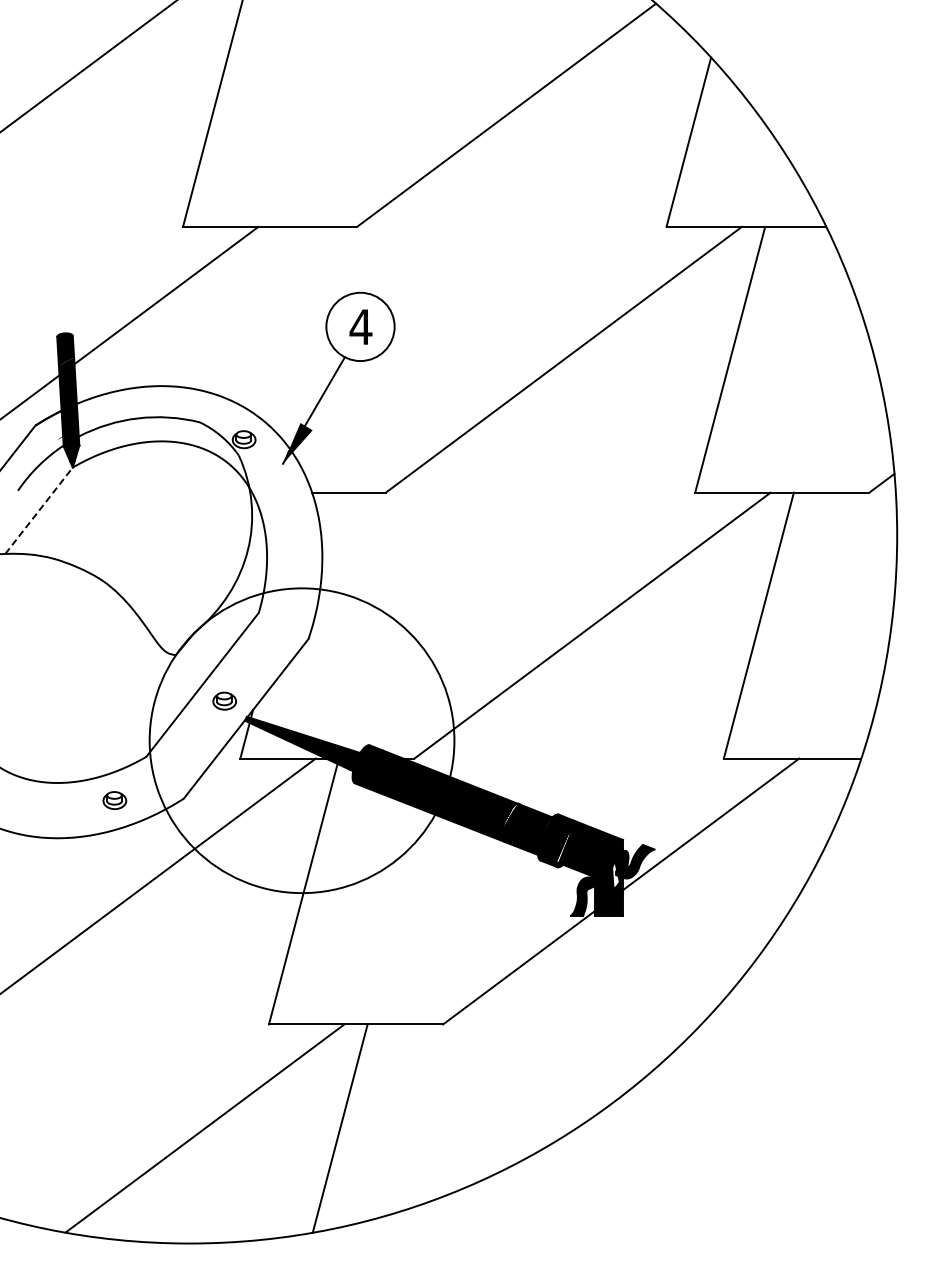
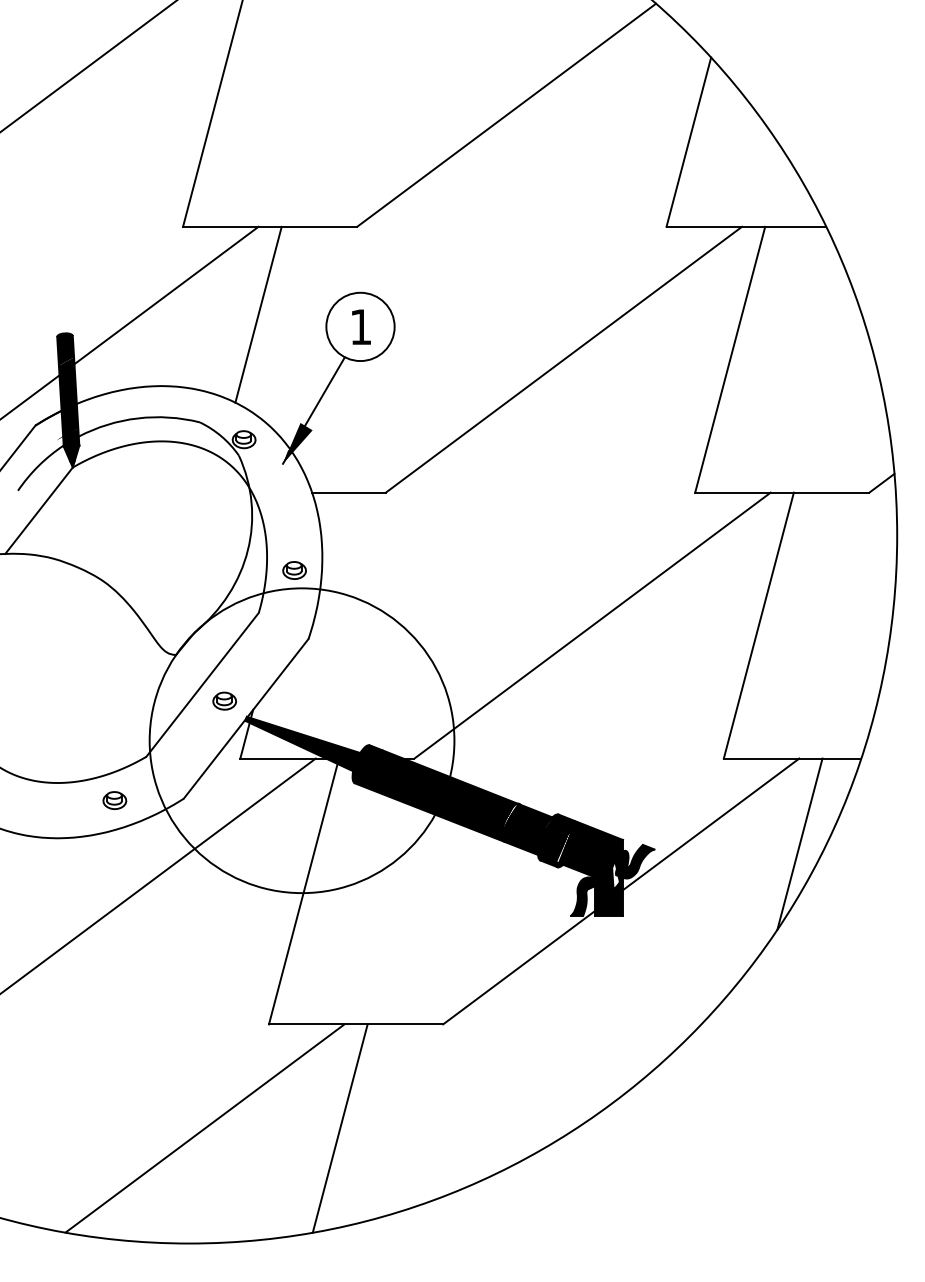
line: none -> present (258, 314)
text: 4 -> 1 (360, 326)
line: dashed -> solid (39, 510)
part: none -> present (294, 570)
line: none -> present (799, 843)
